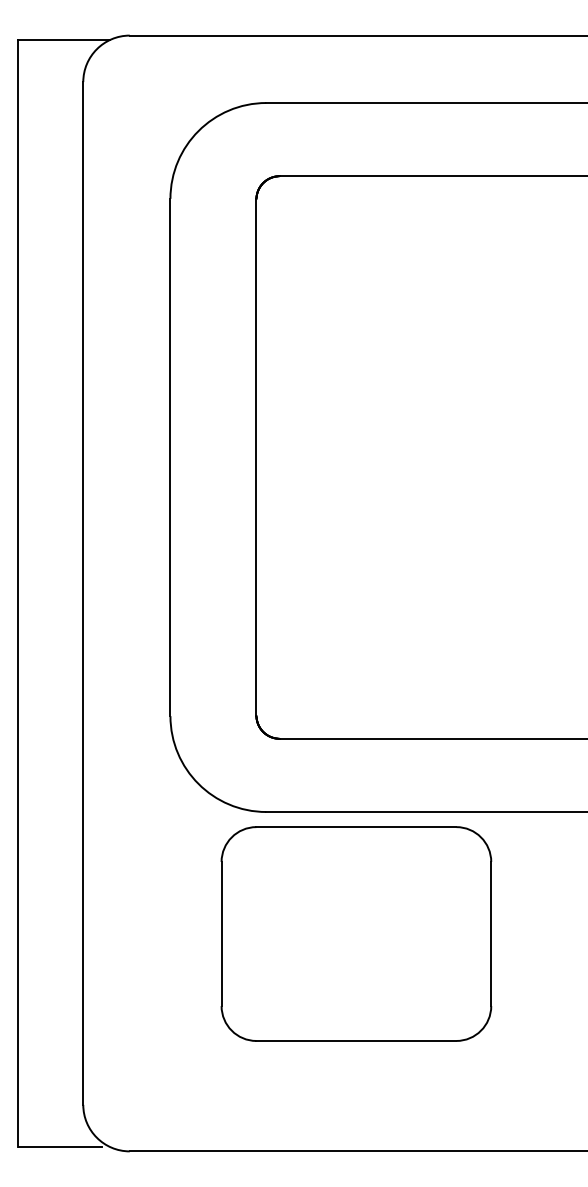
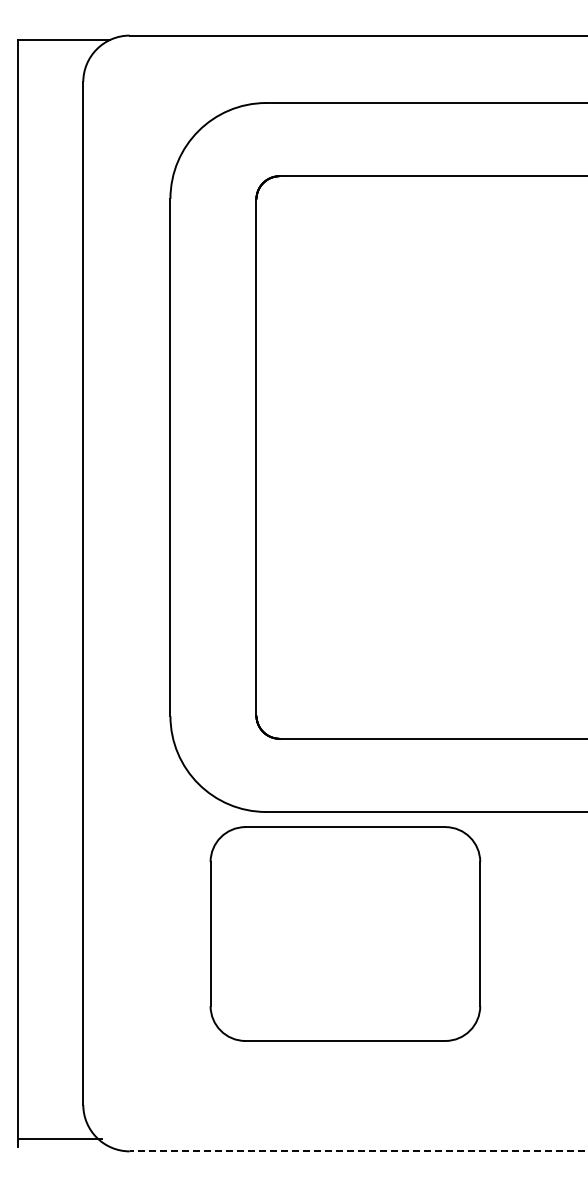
part position: (356, 933) -> (345, 933) (345, 933)
line position: (60, 1146) -> (60, 1138) (60, 1138)
line: solid -> dashed (358, 1151)
